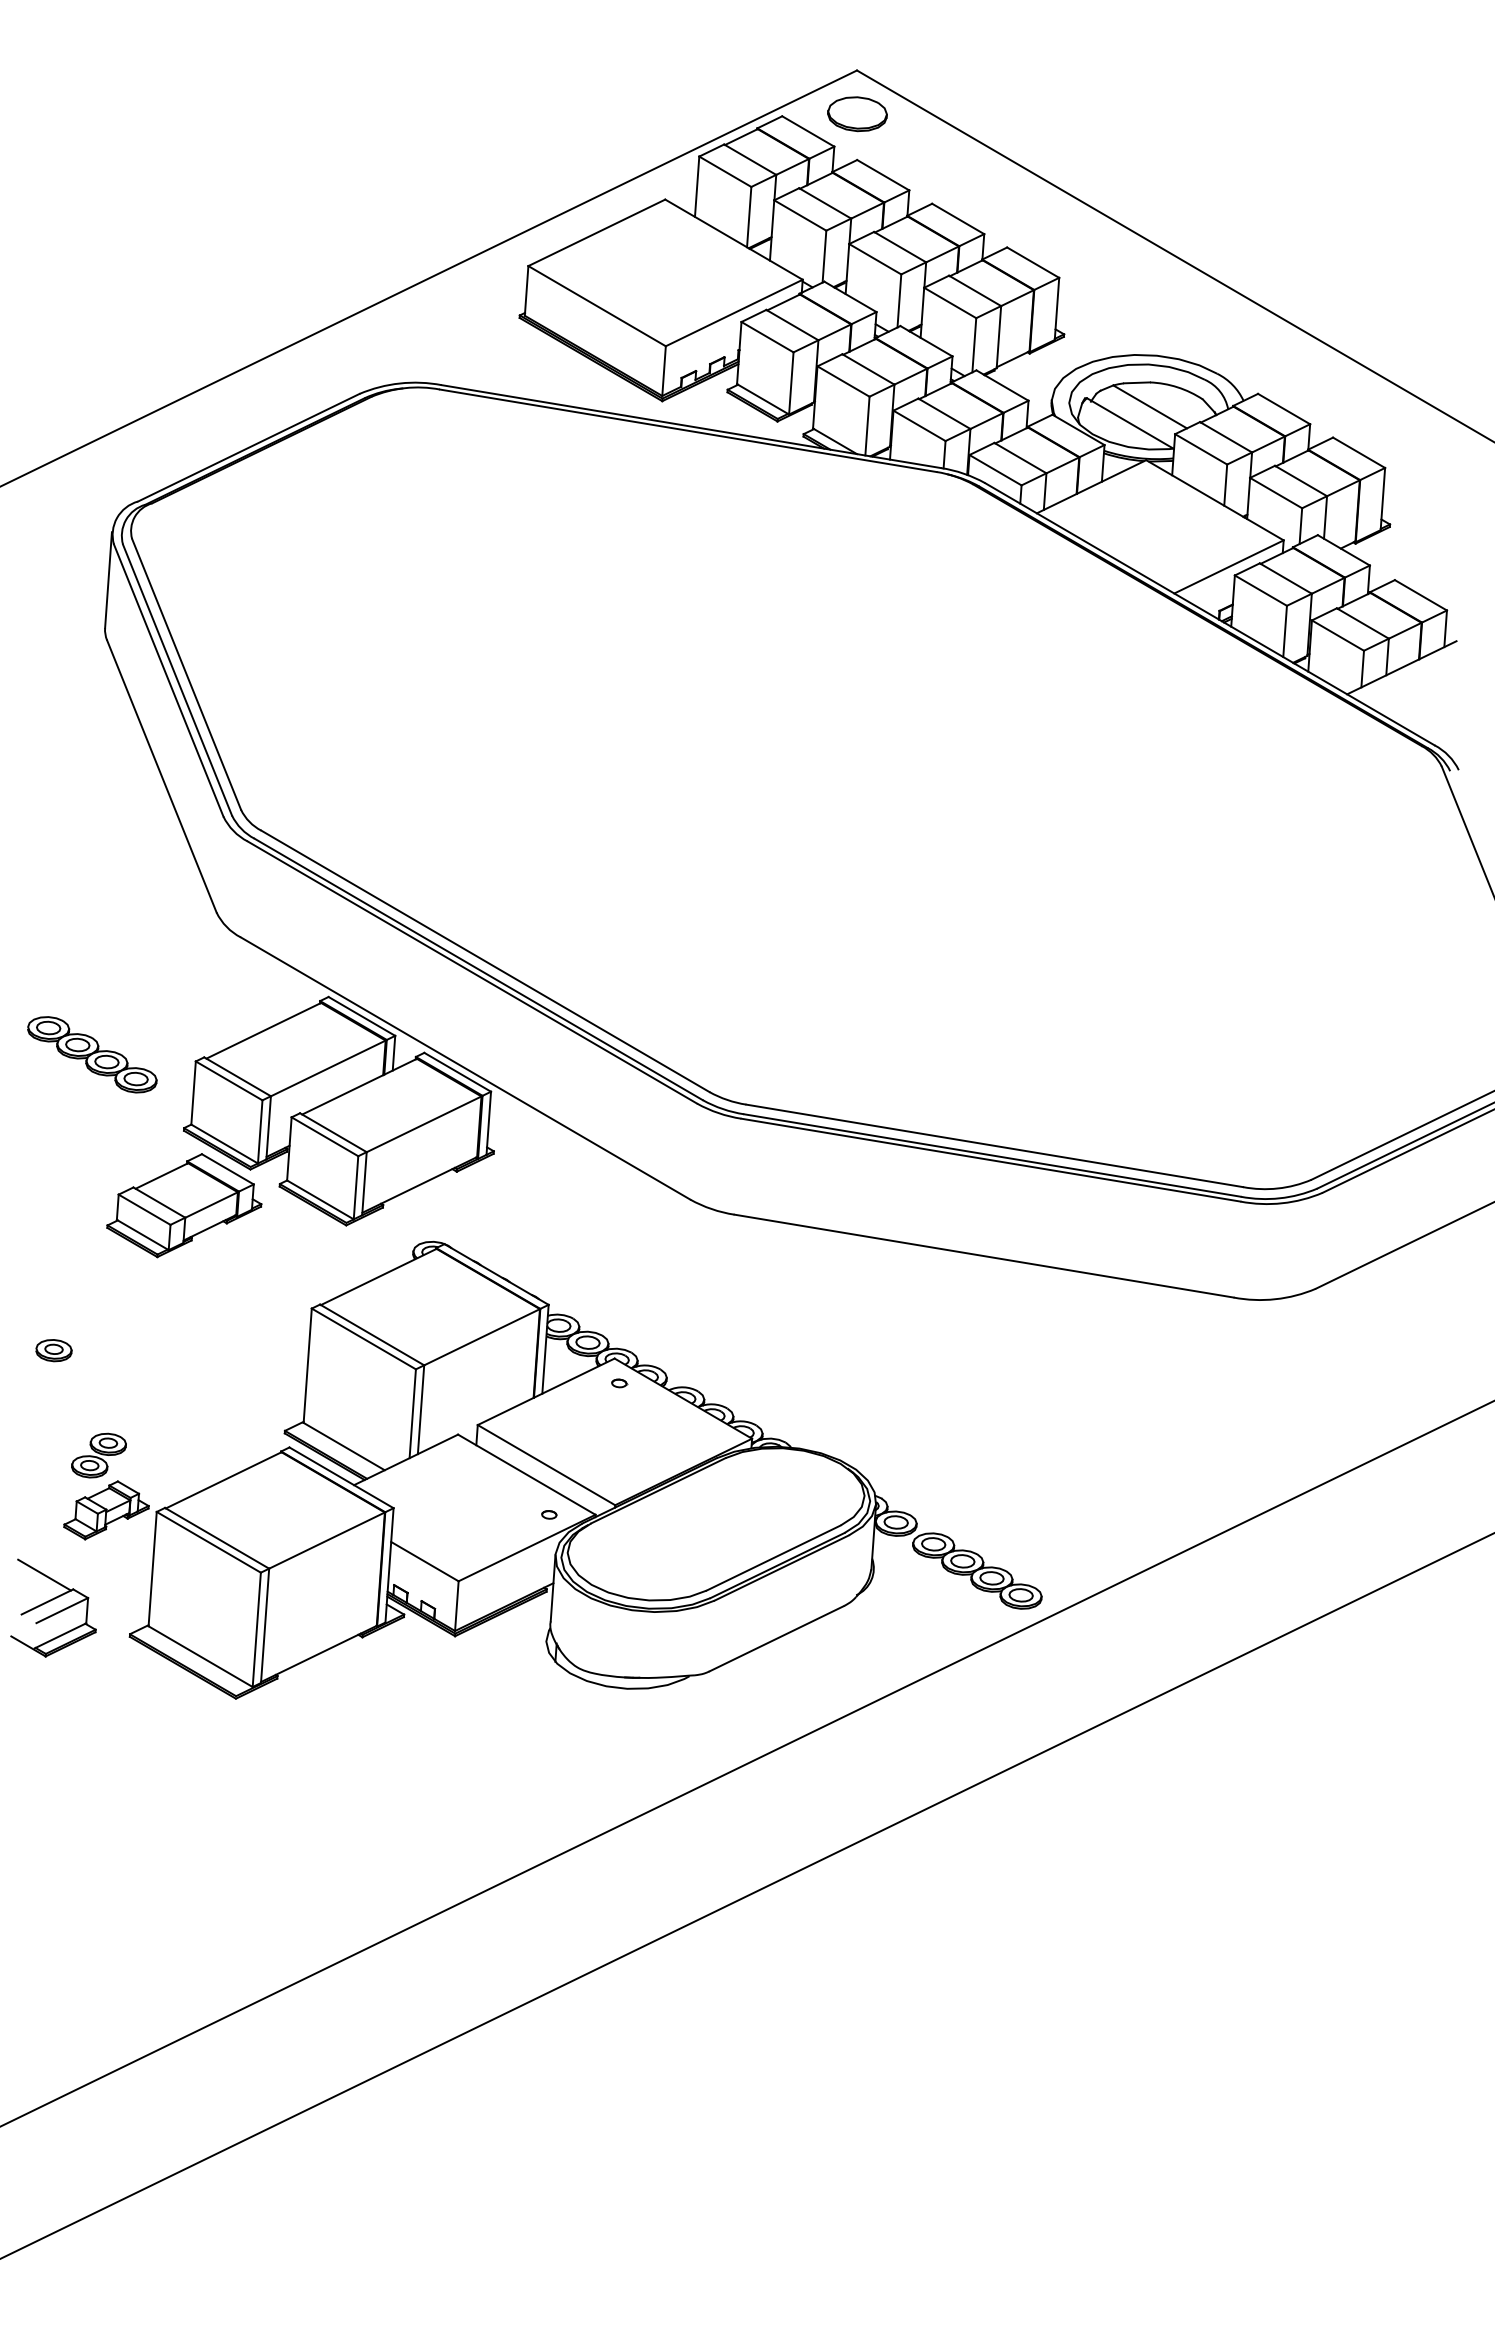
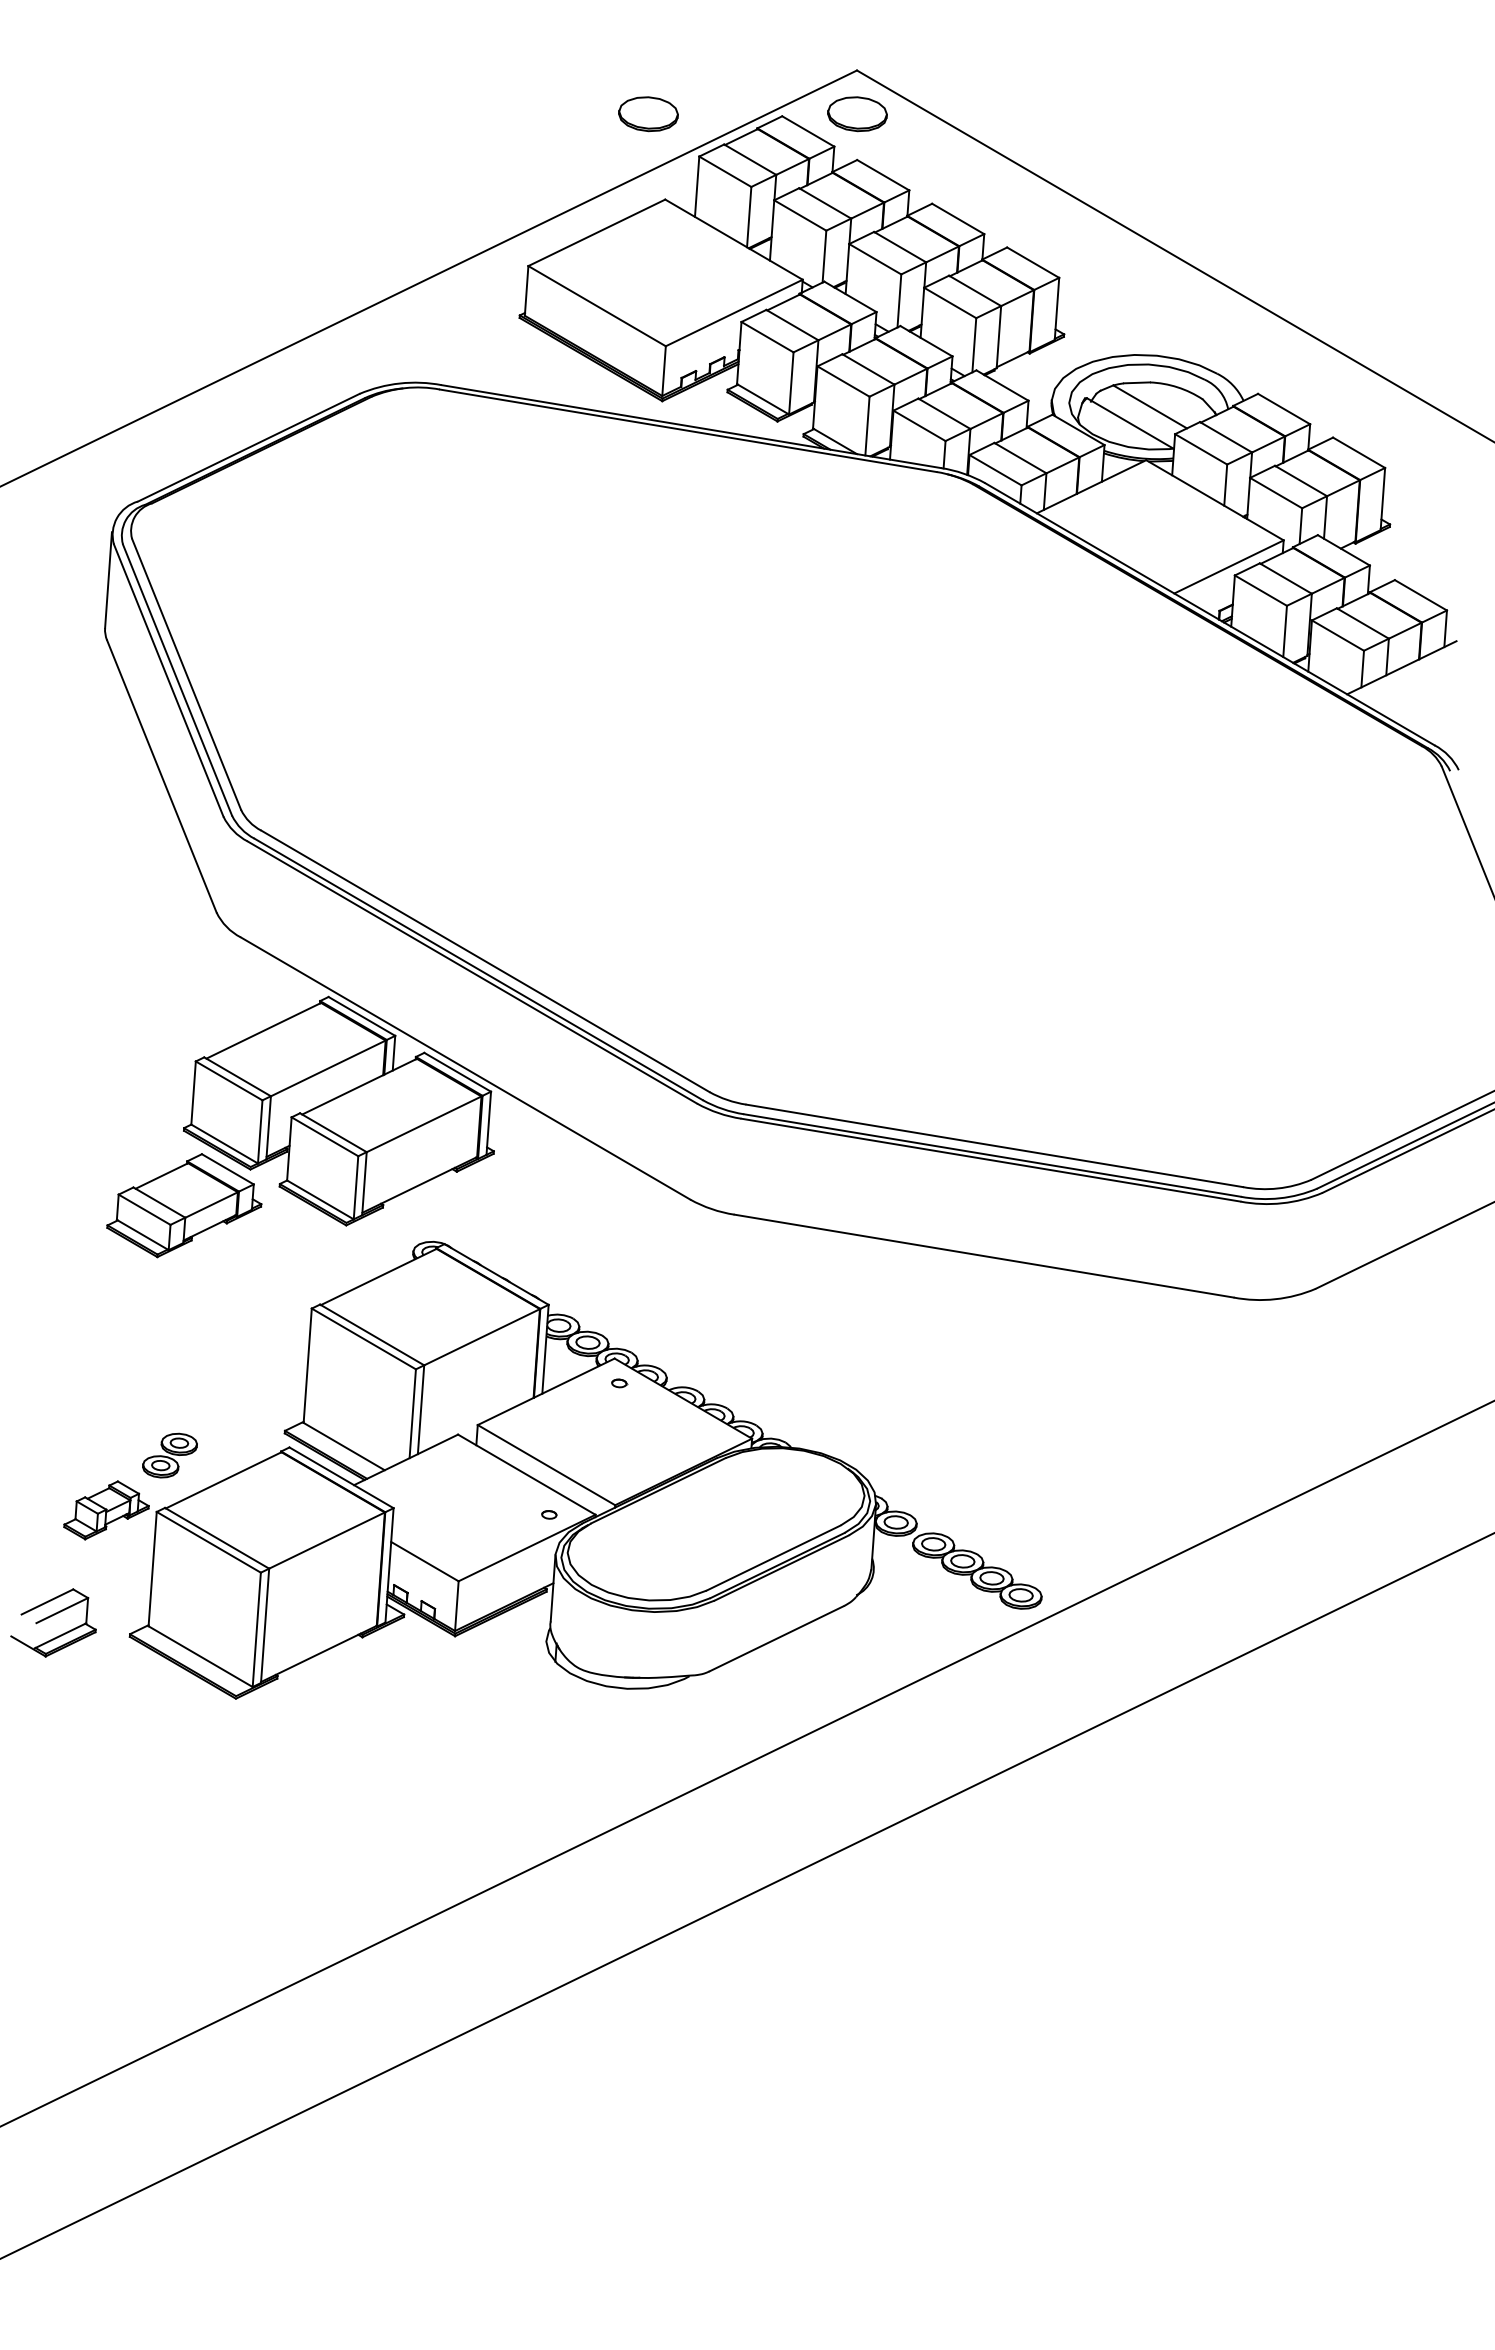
part: none -> present (648, 114)
part: present -> none (92, 1054)
part: present -> none (53, 1350)
part position: (98, 1455) -> (169, 1455) (169, 1455)
line: present -> none (44, 1574)
